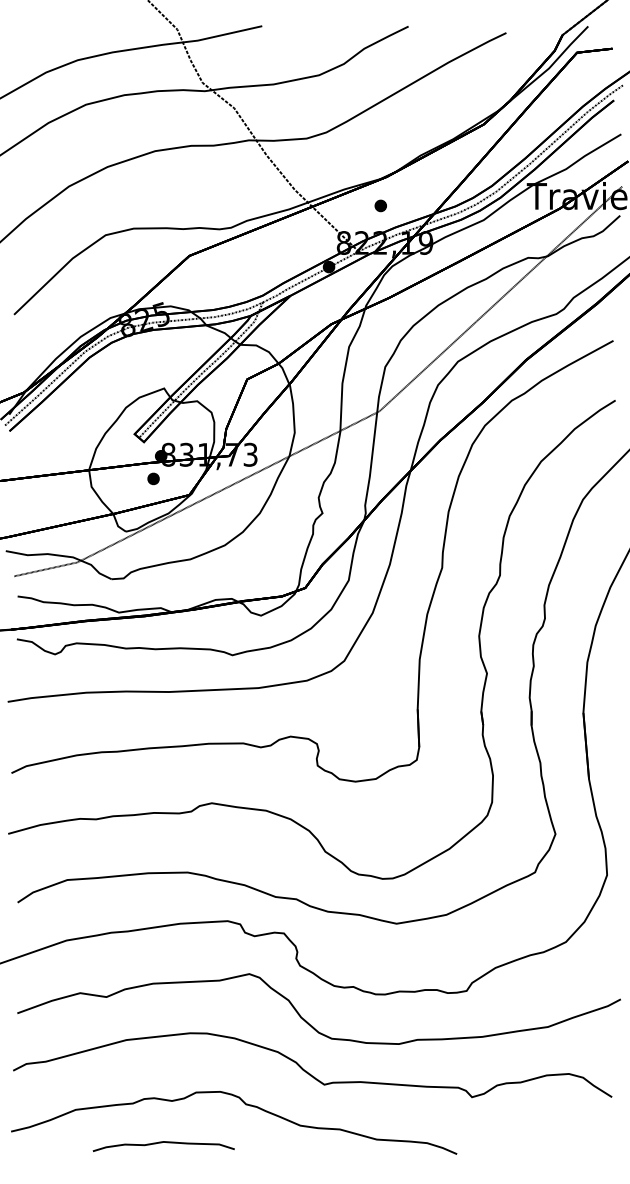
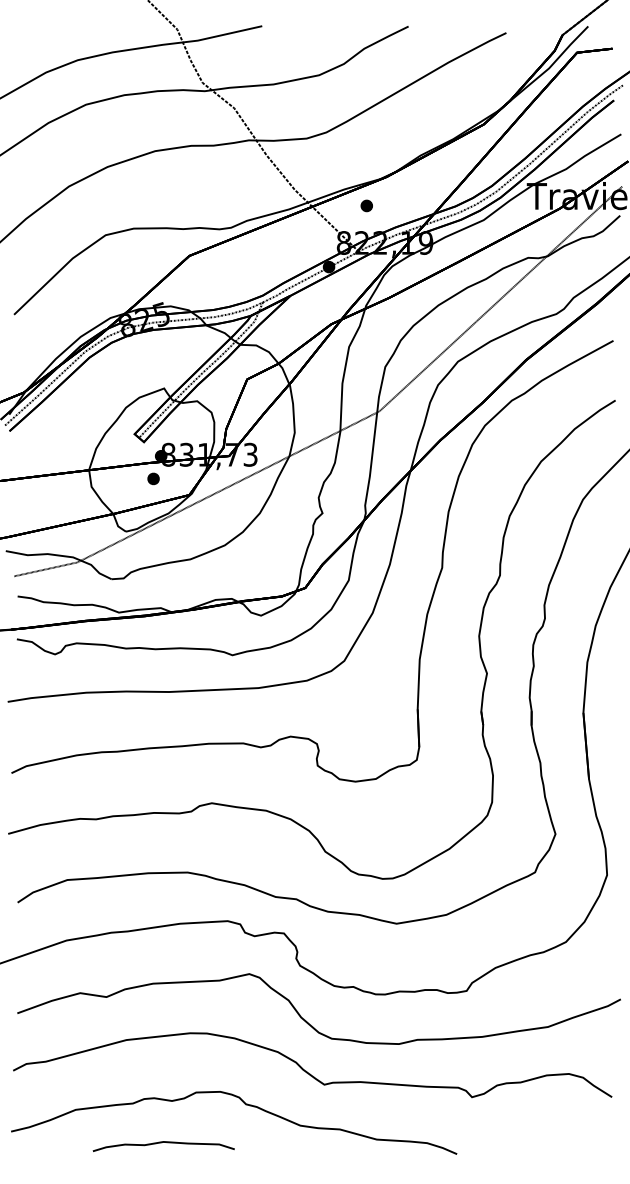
part position: (380, 205) -> (366, 205) (366, 205)
